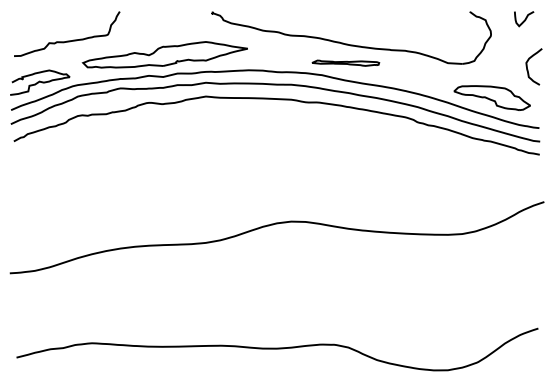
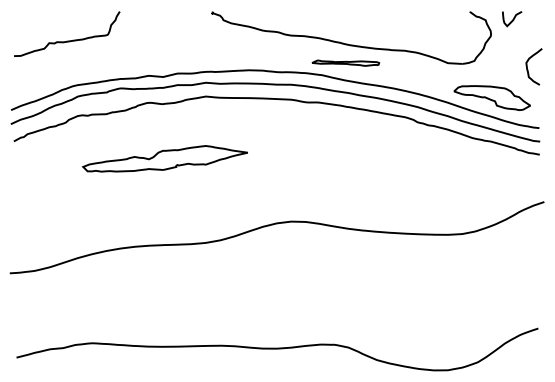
curve position: (524, 19) -> (512, 19) (512, 19)
part position: (164, 54) -> (164, 158) (164, 158)
curve: present -> none (40, 82)
